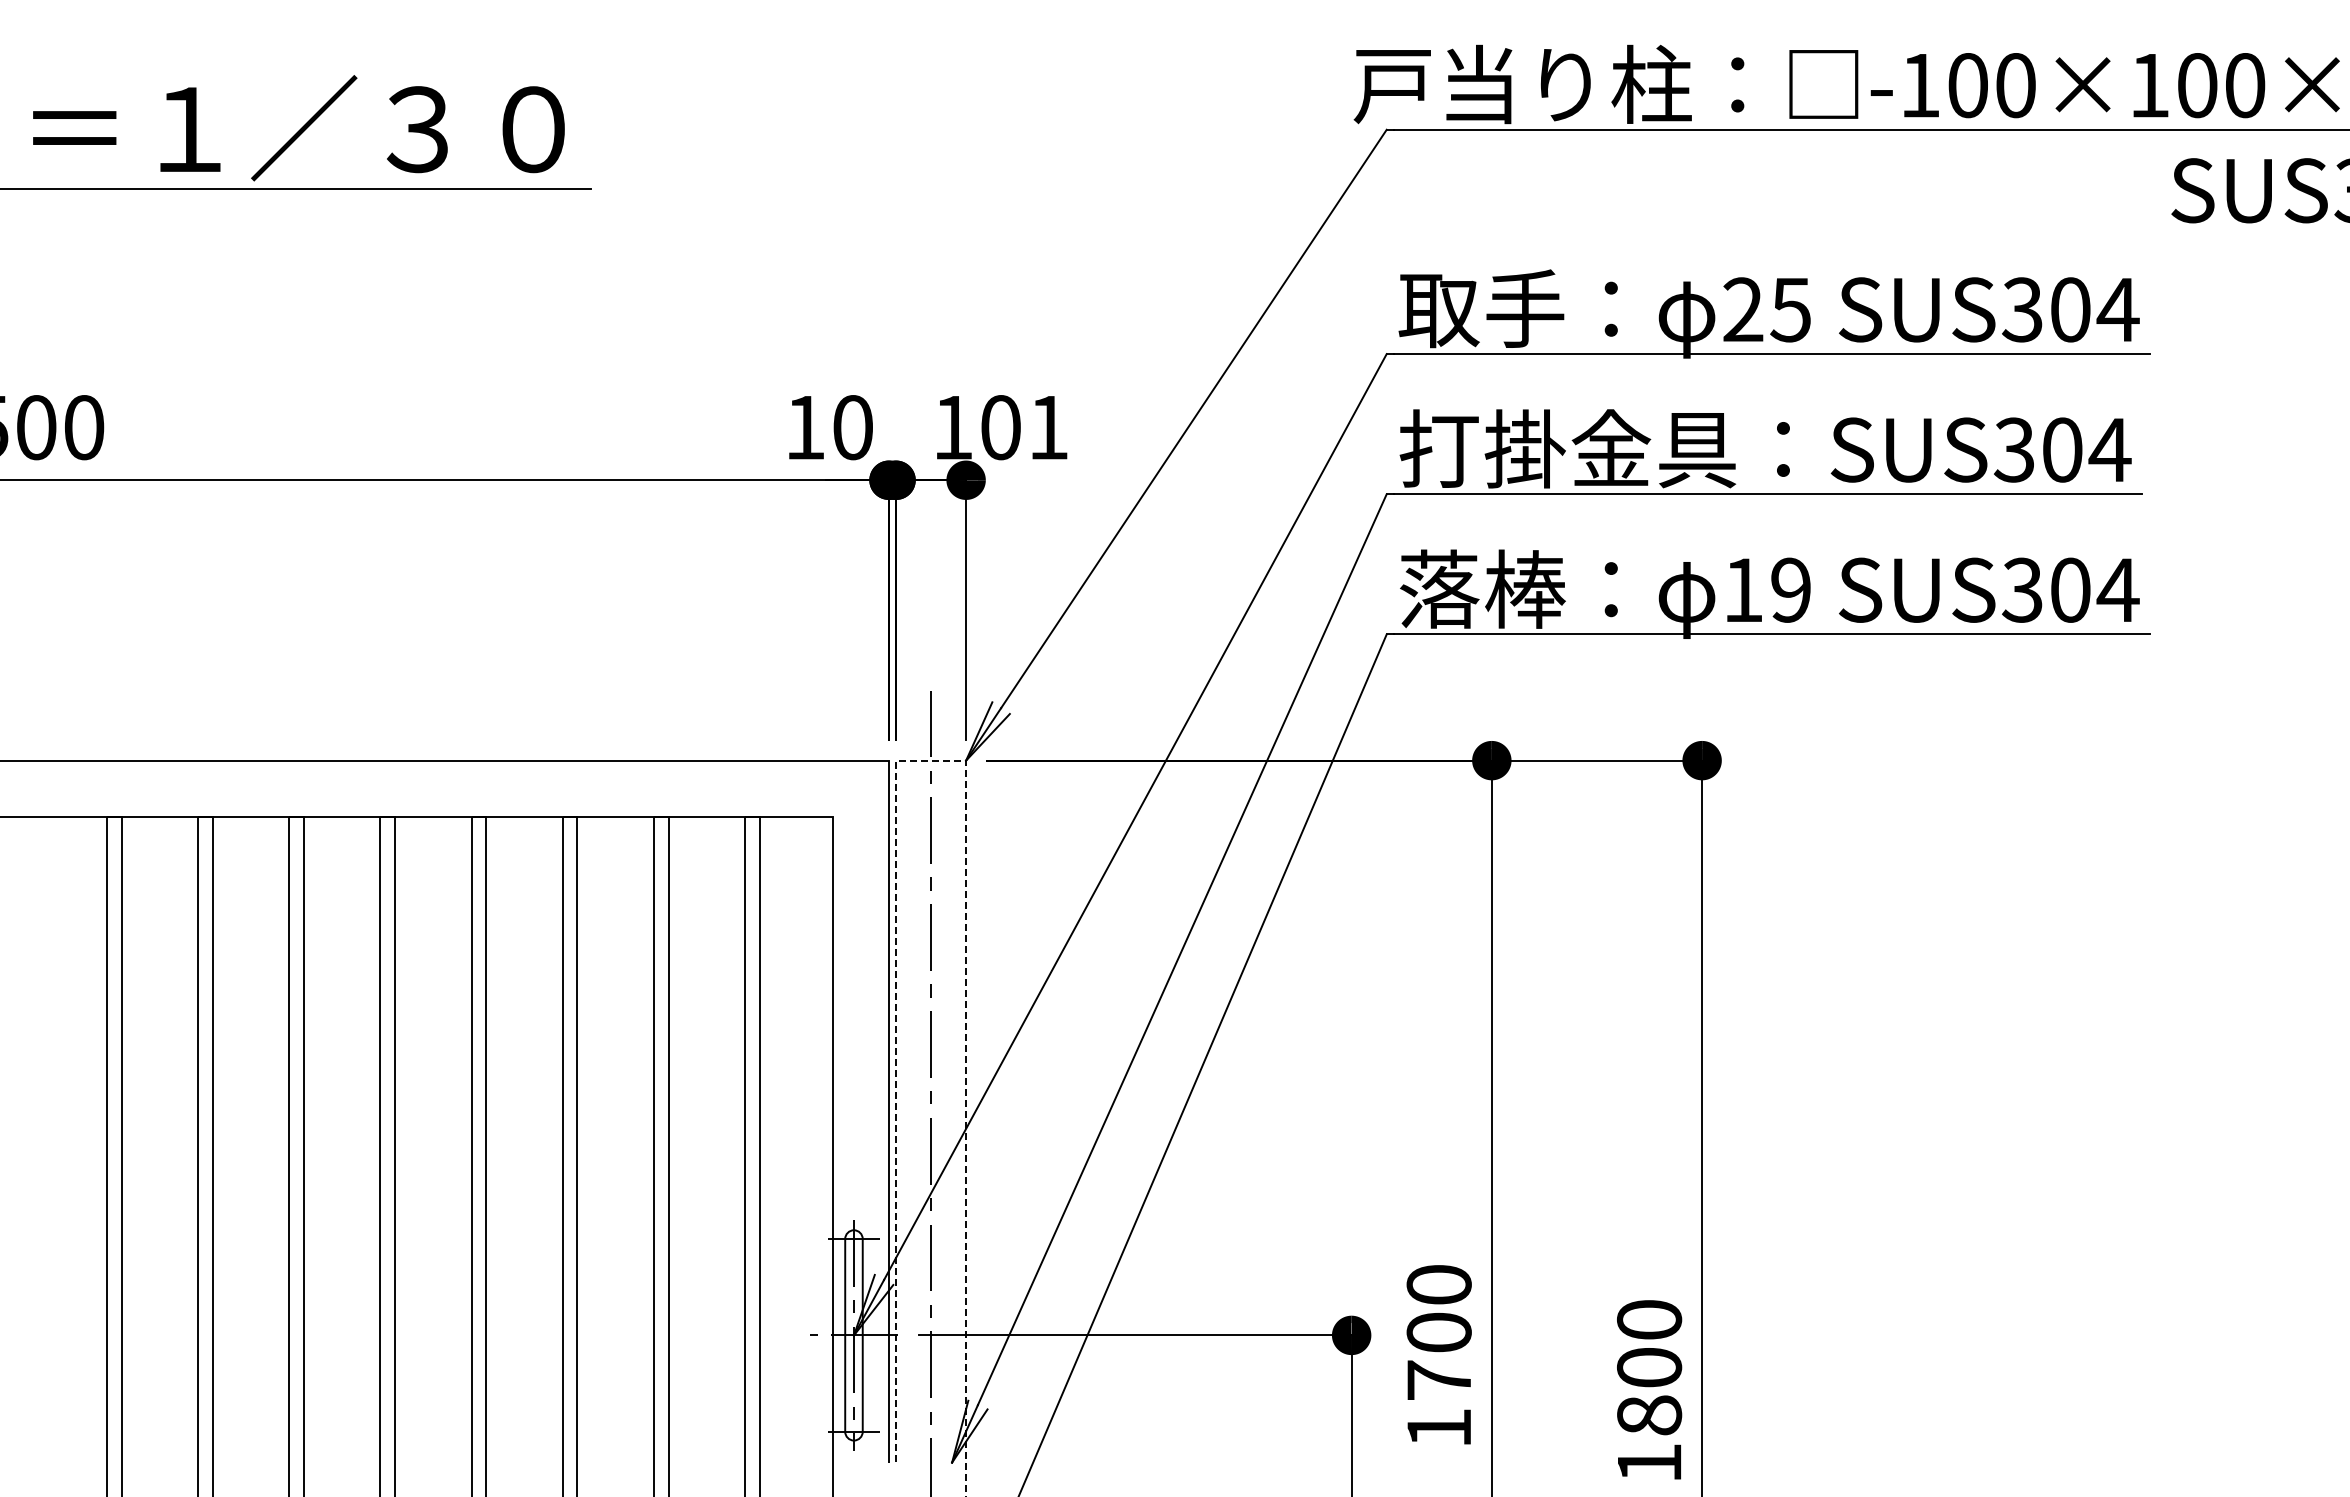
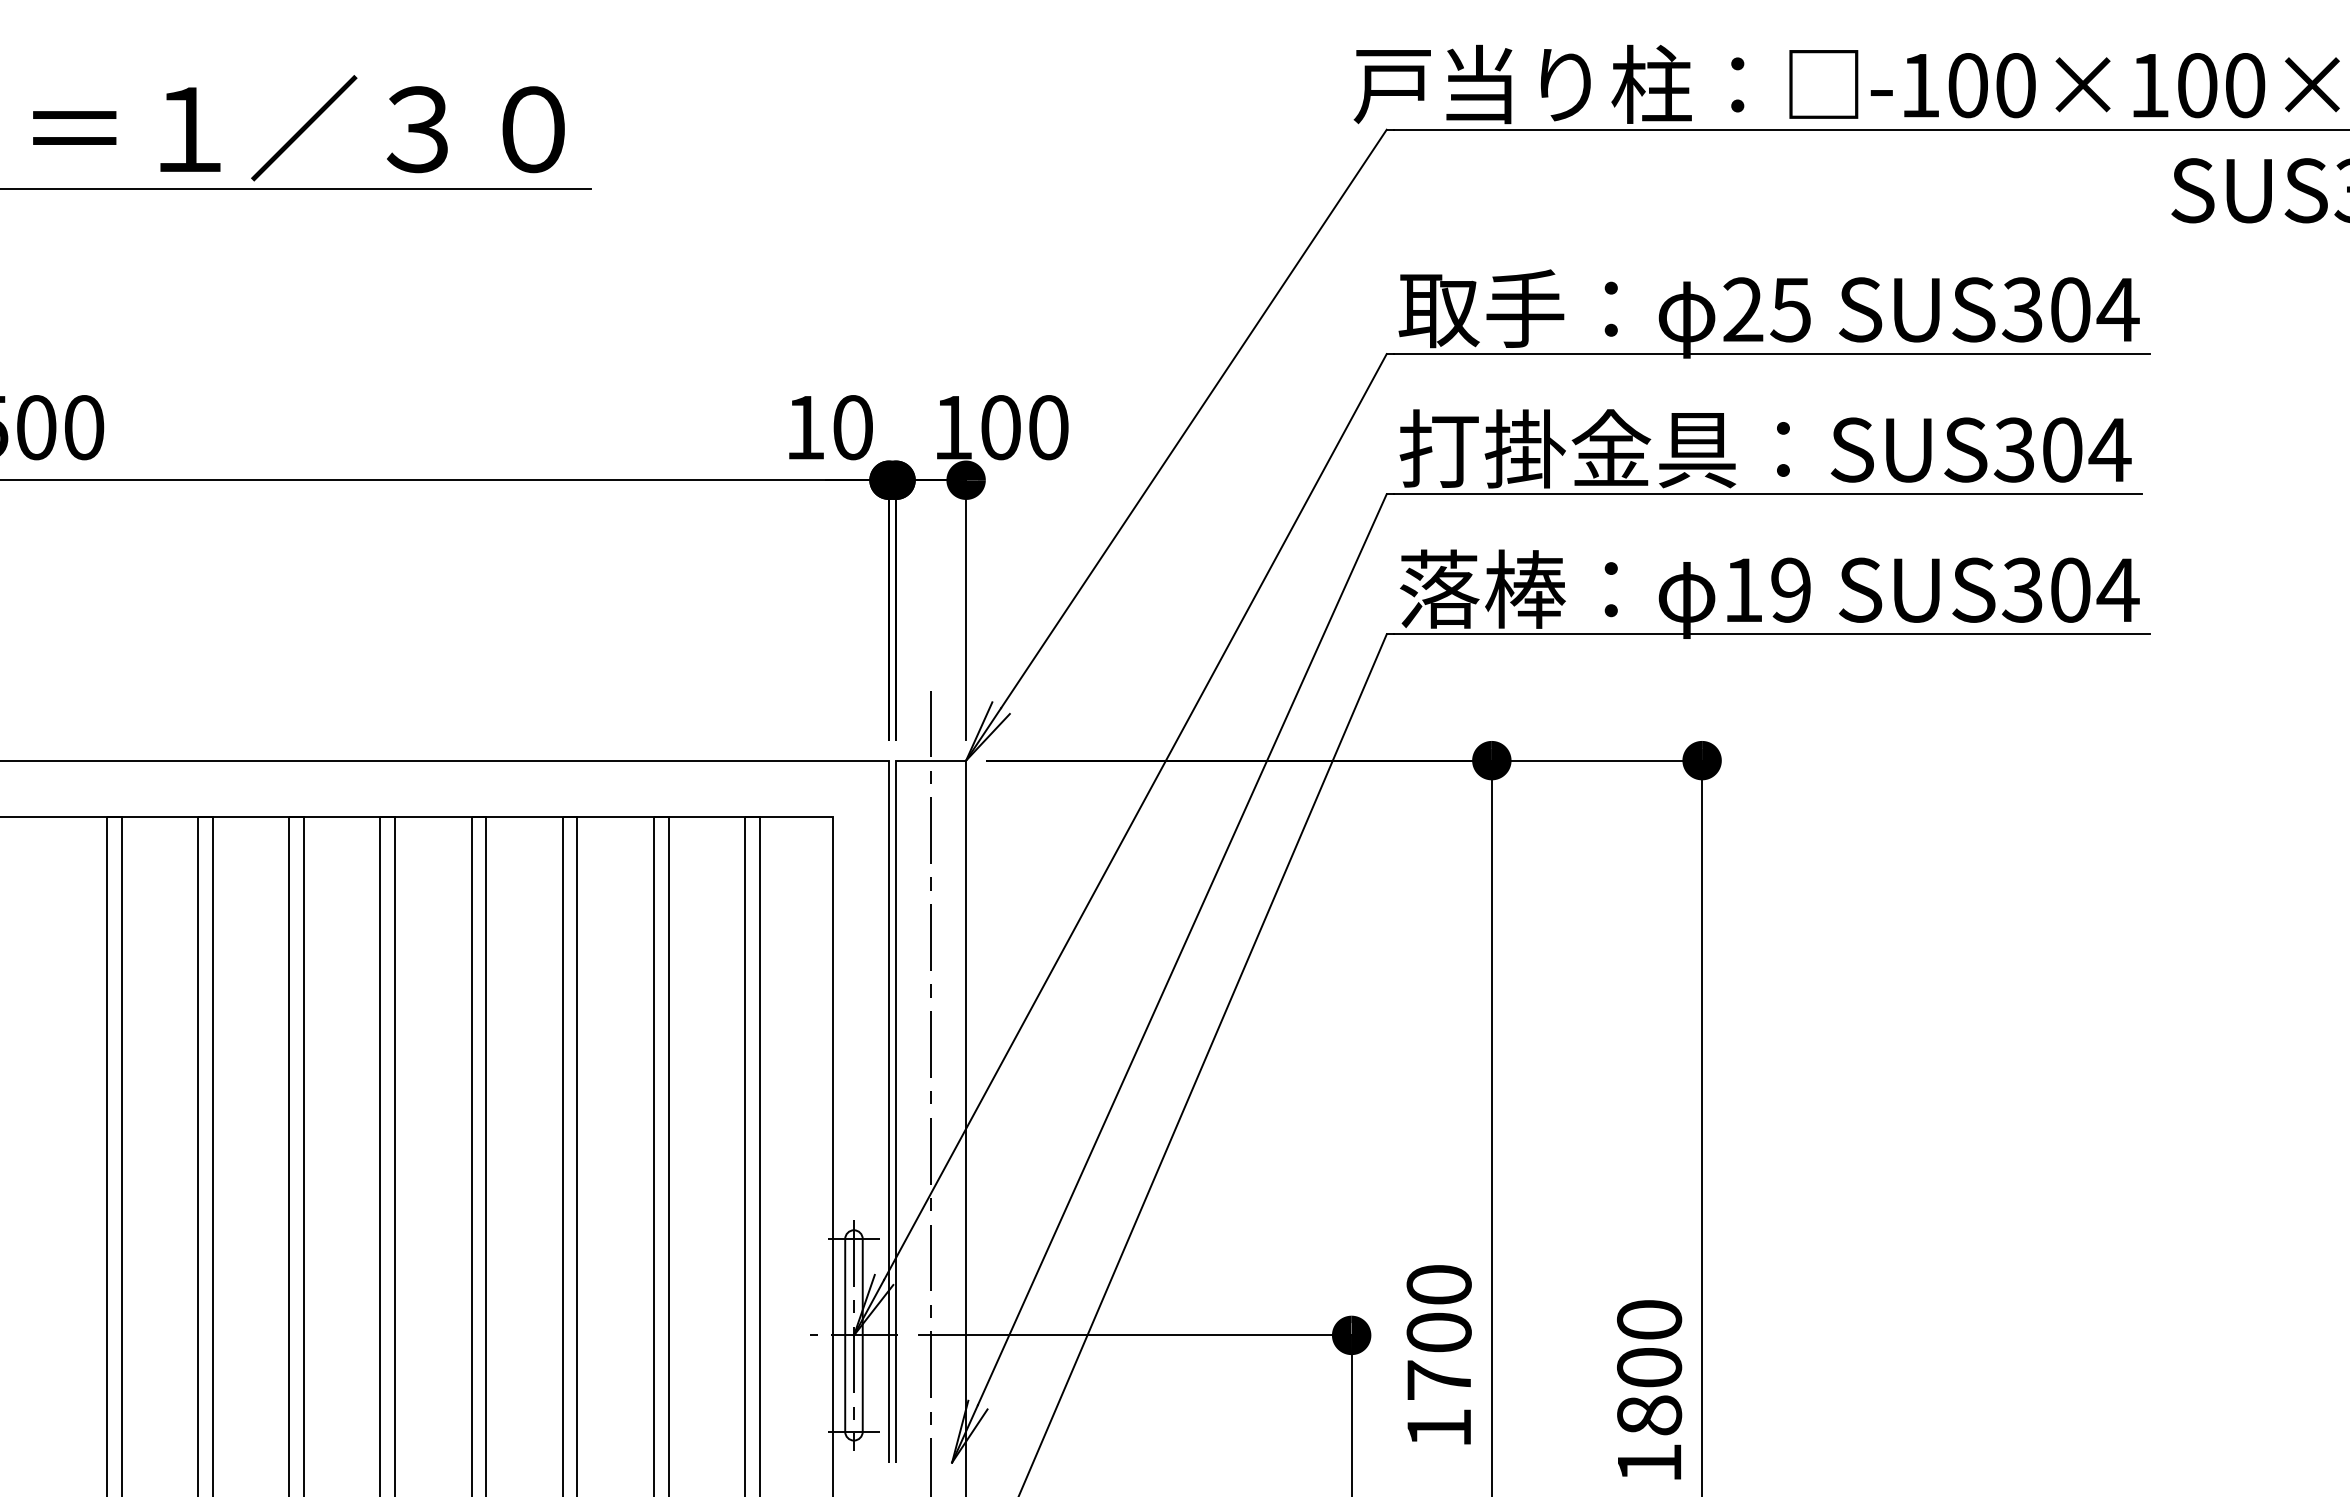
text: 101 -> 100 (1048, 427)
line: dashed -> solid (947, 760)
